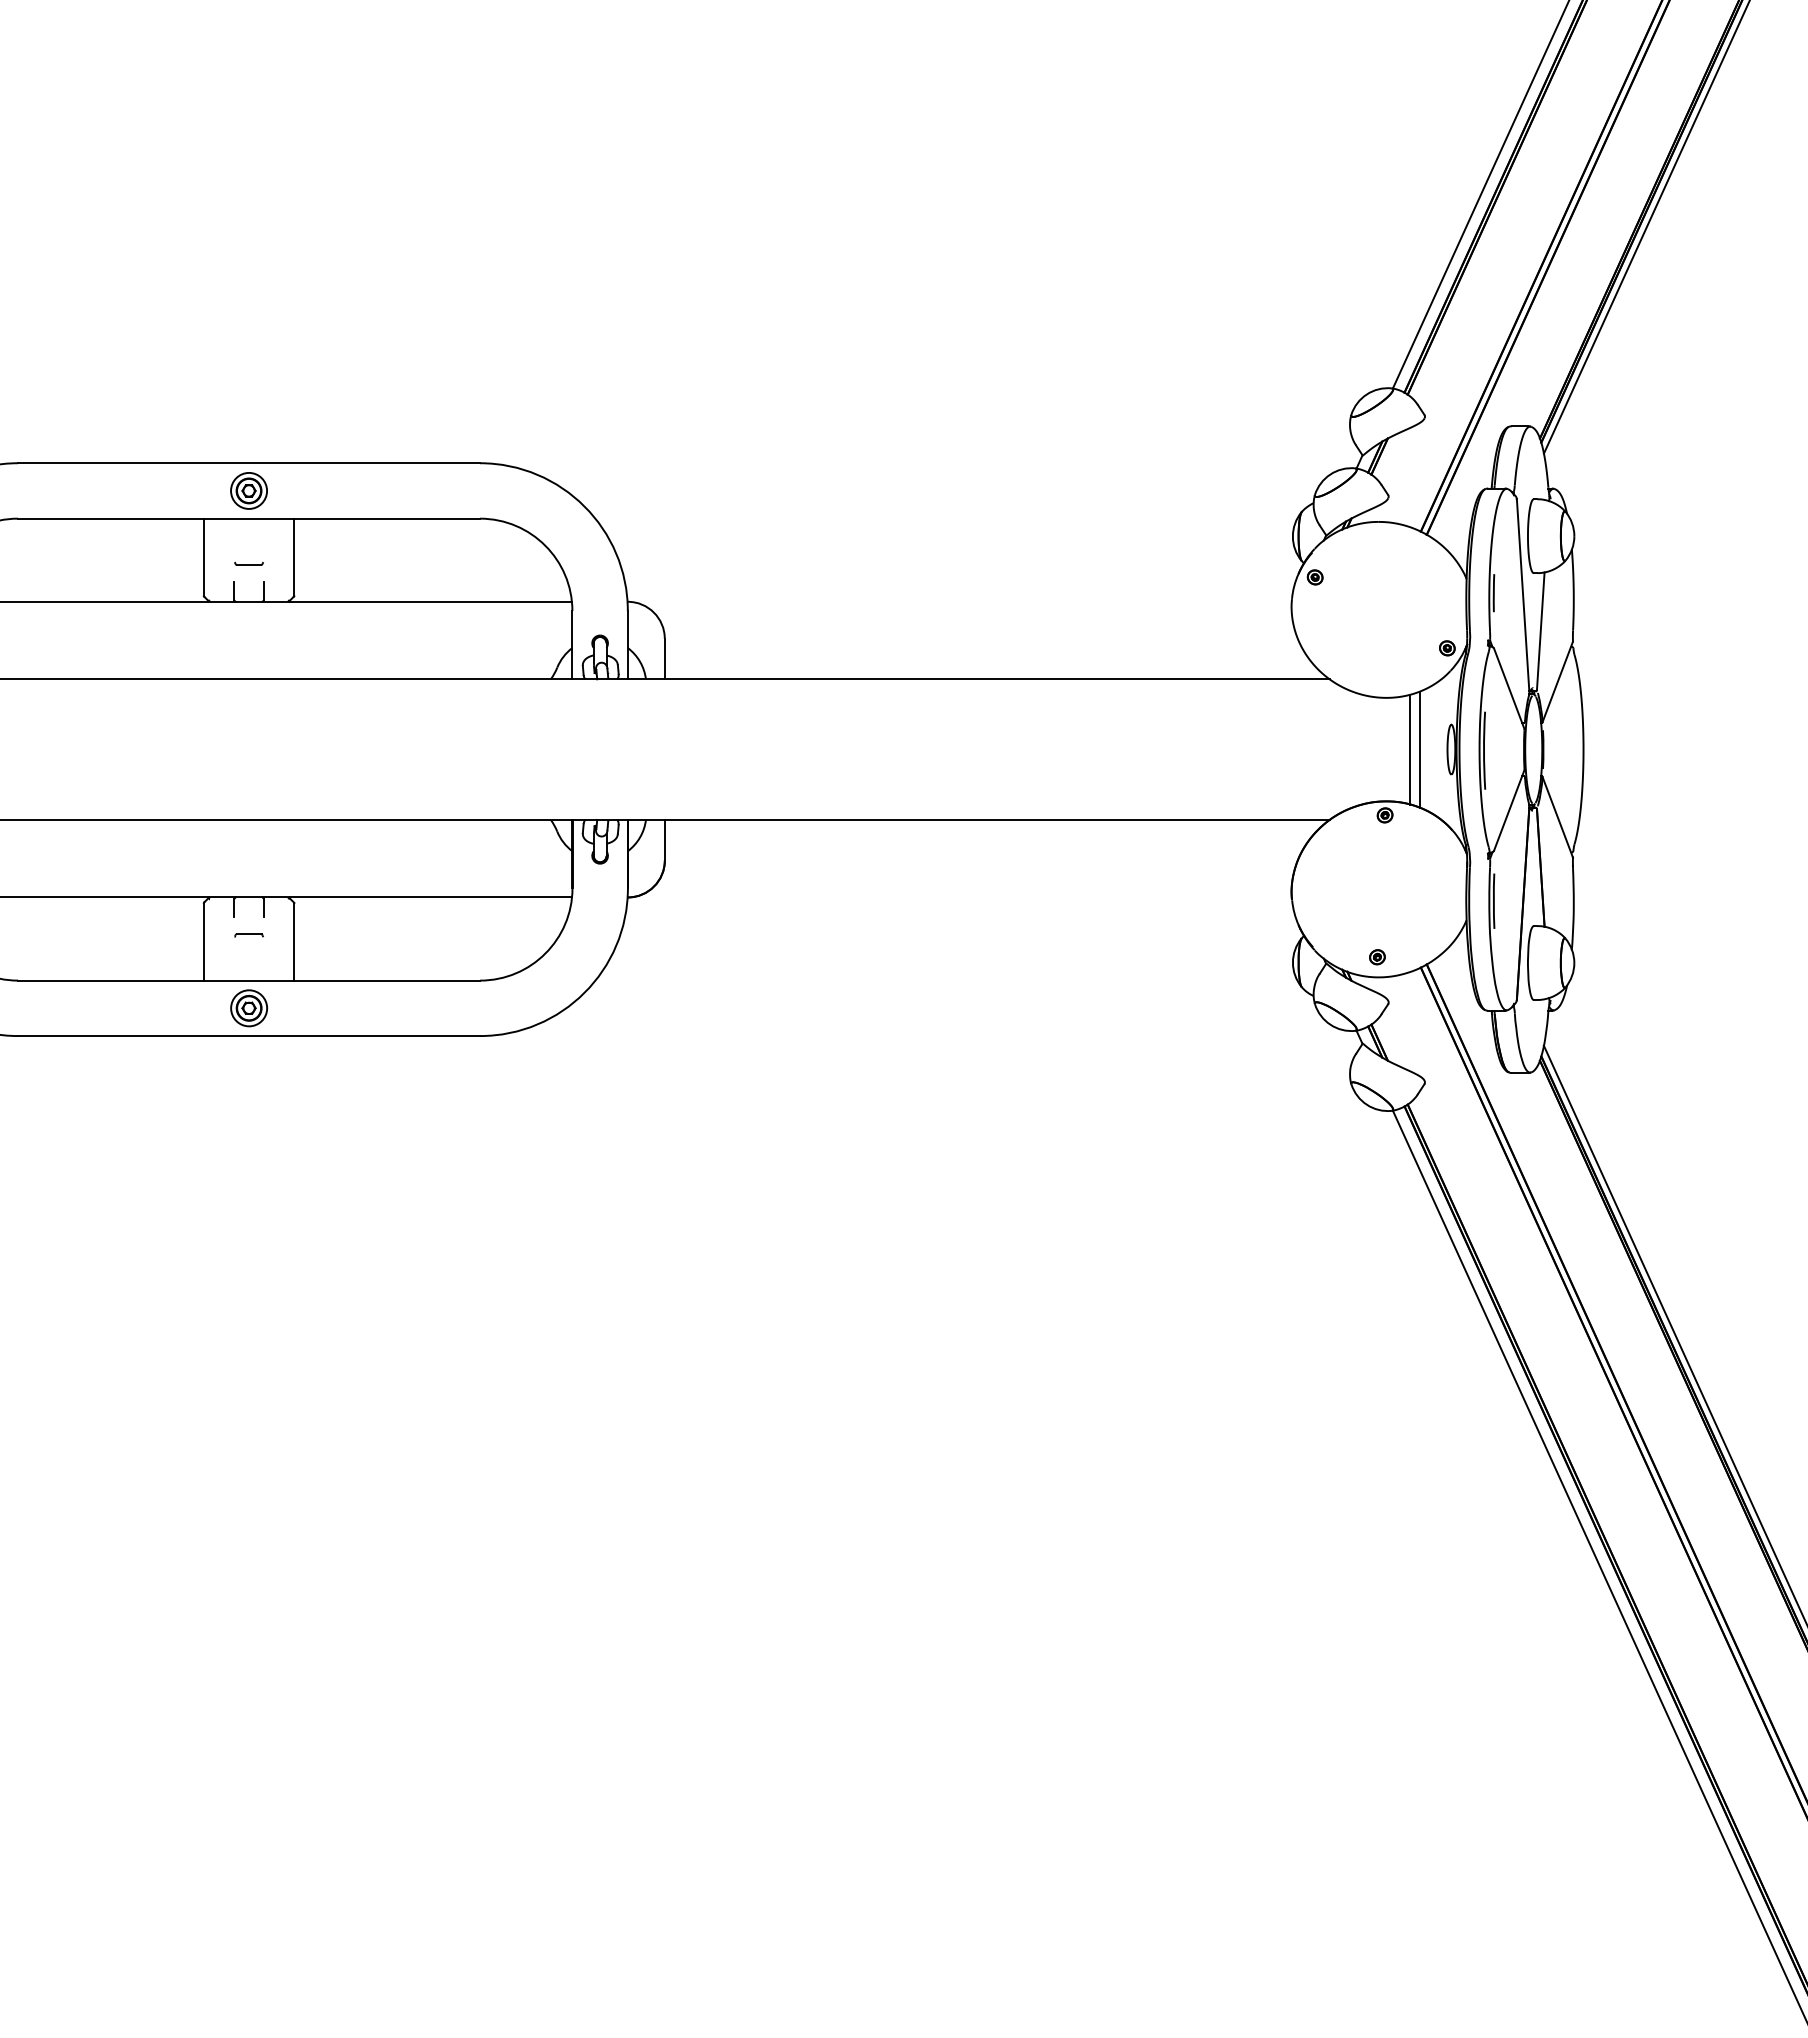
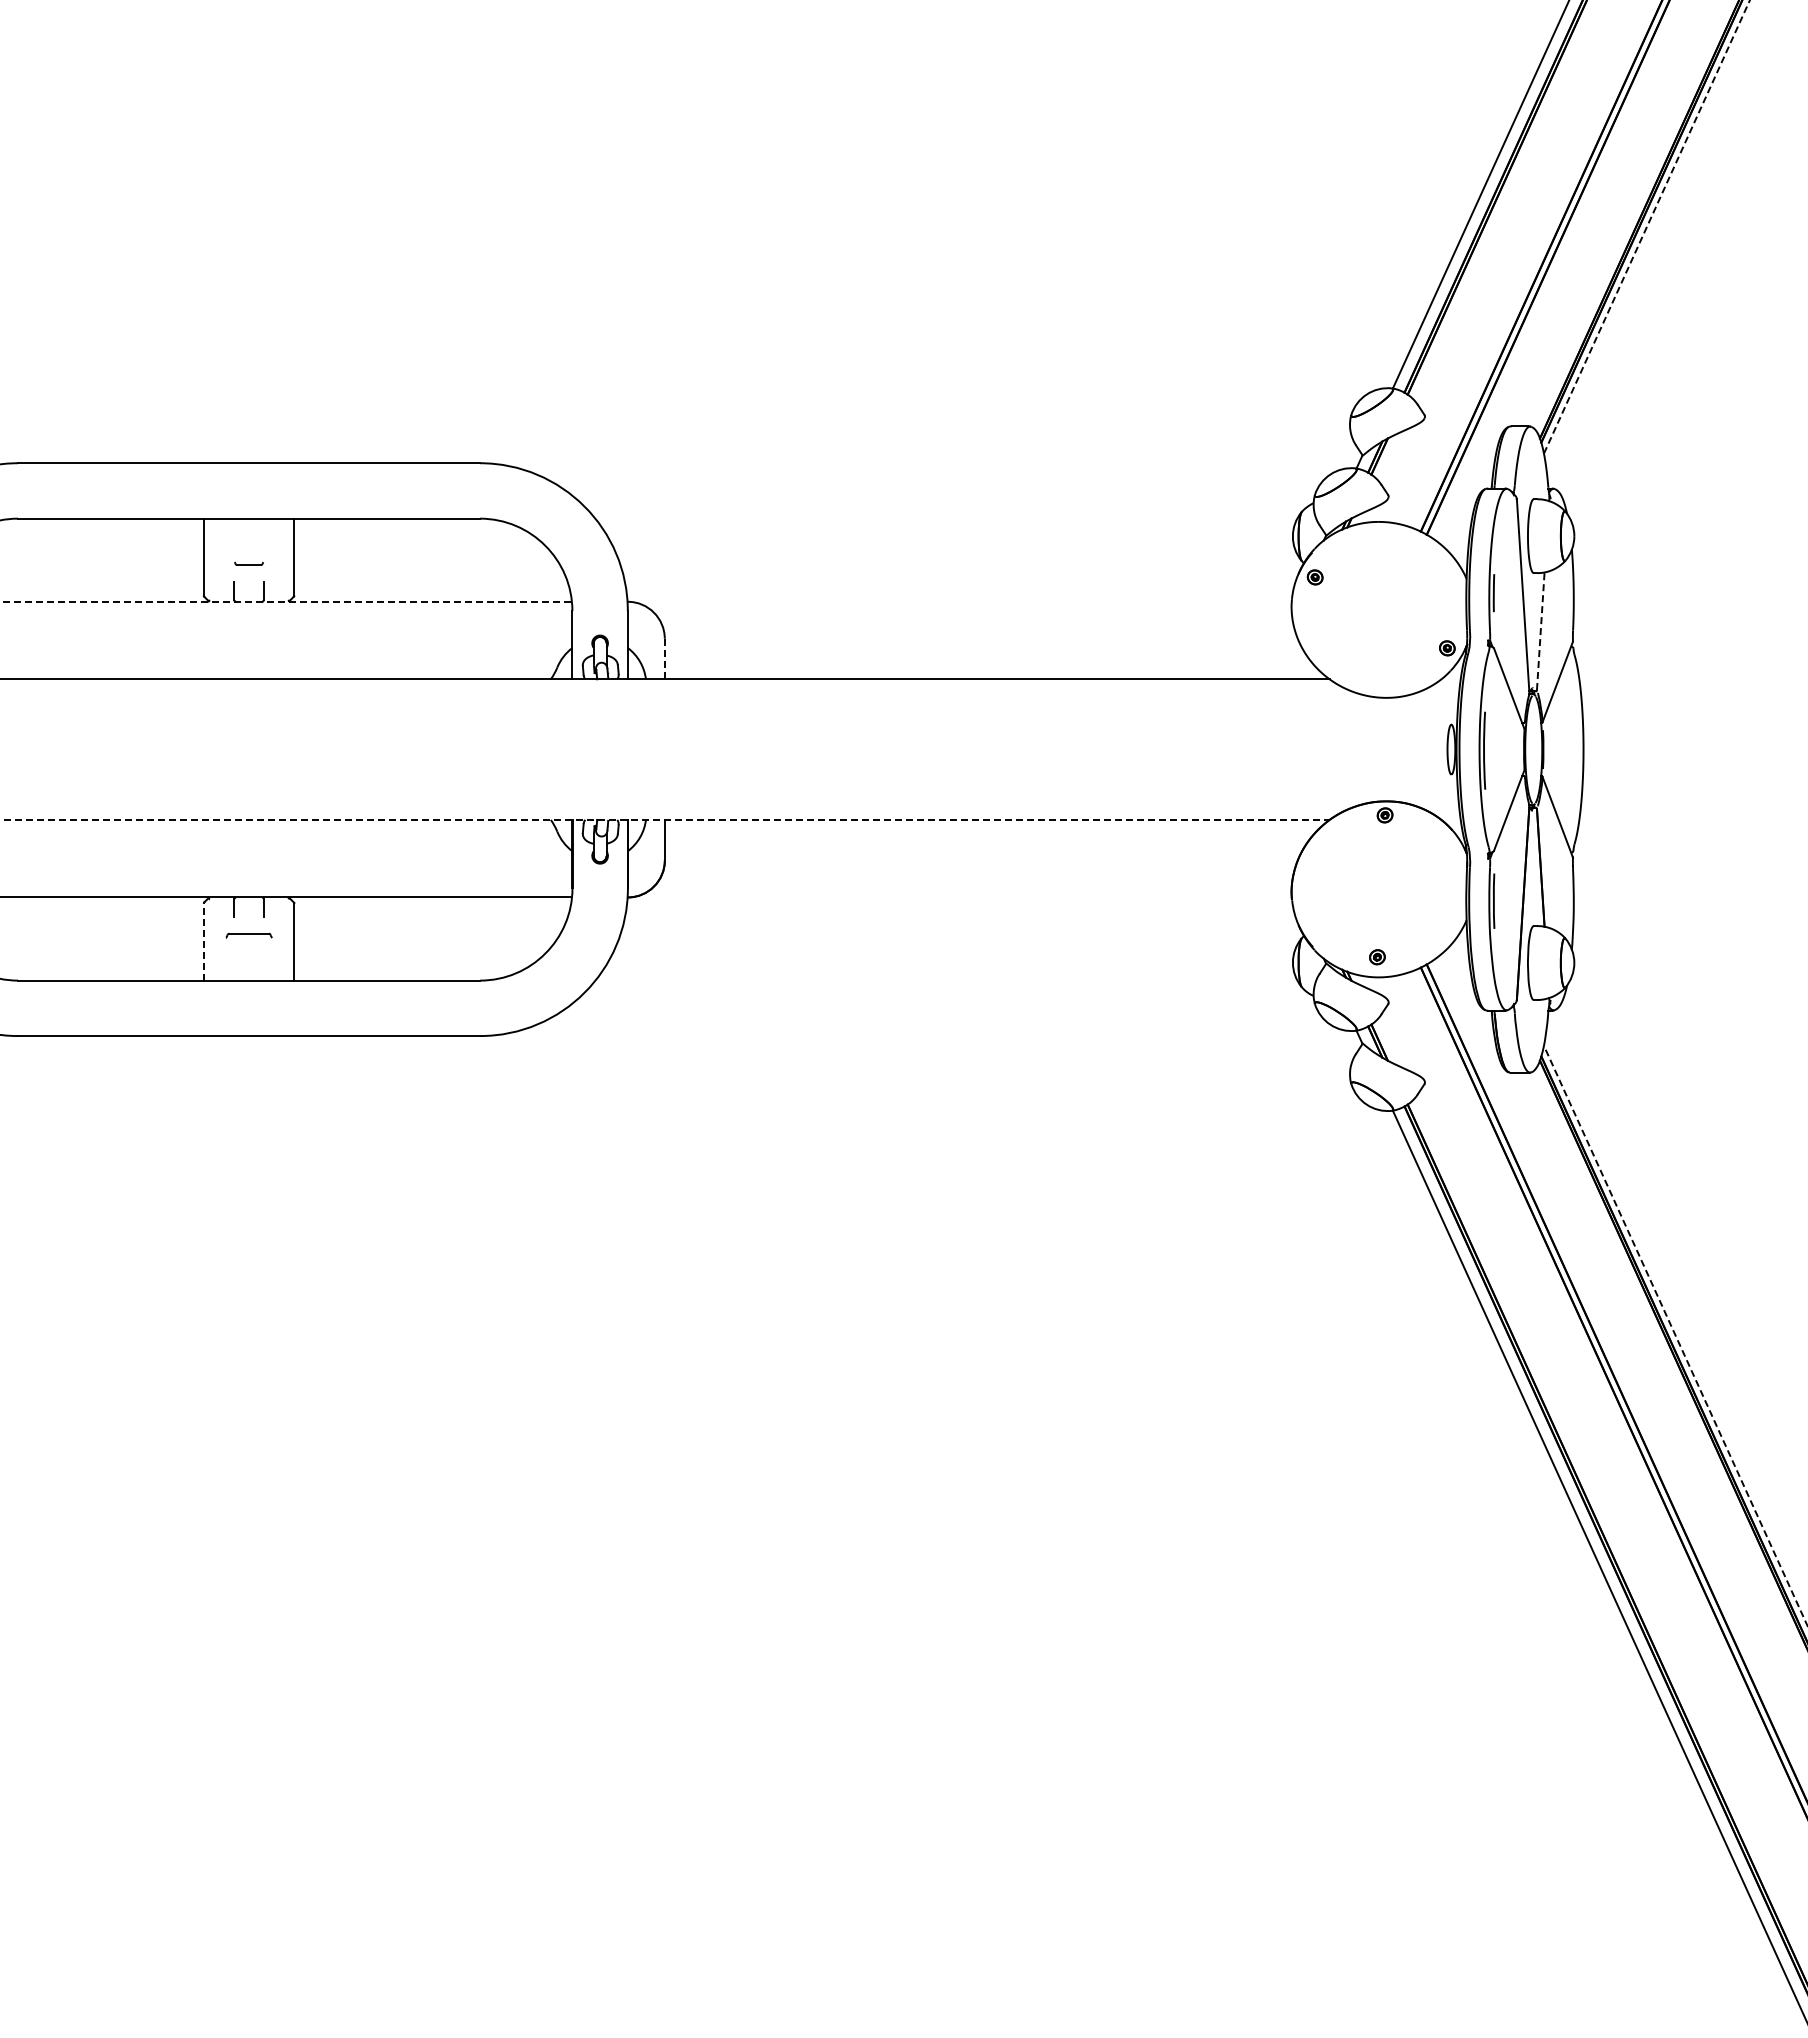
line: solid -> dashed (1646, 226)
part: present -> none (248, 490)
line: solid -> dashed (286, 601)
line: solid -> dashed (1540, 631)
line: solid -> dashed (664, 659)
line: present -> none (1410, 749)
line: present -> none (1419, 749)
line: solid -> dashed (665, 819)
part size: 30x5 px -> 48x7 px (248, 935)
line: solid -> dashed (203, 941)
part: present -> none (248, 1008)
line: solid -> dashed (1675, 1335)
